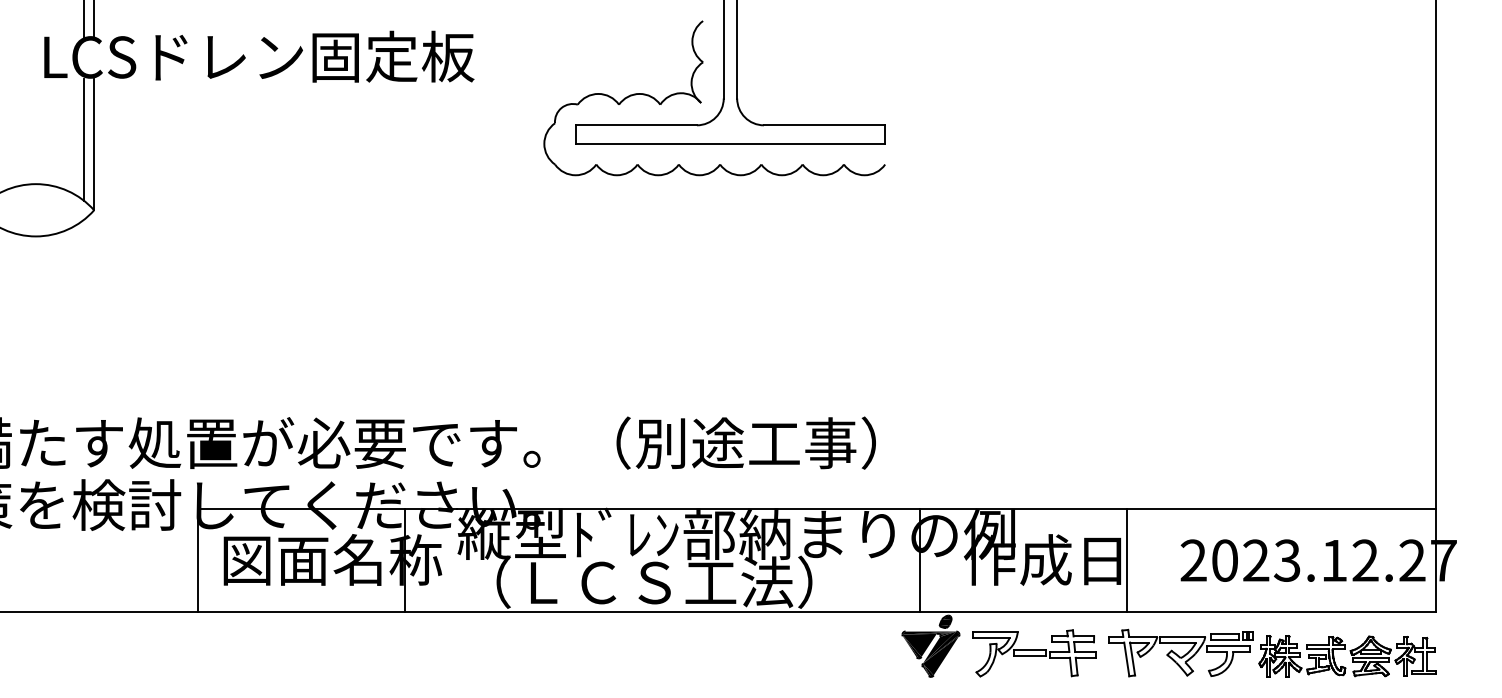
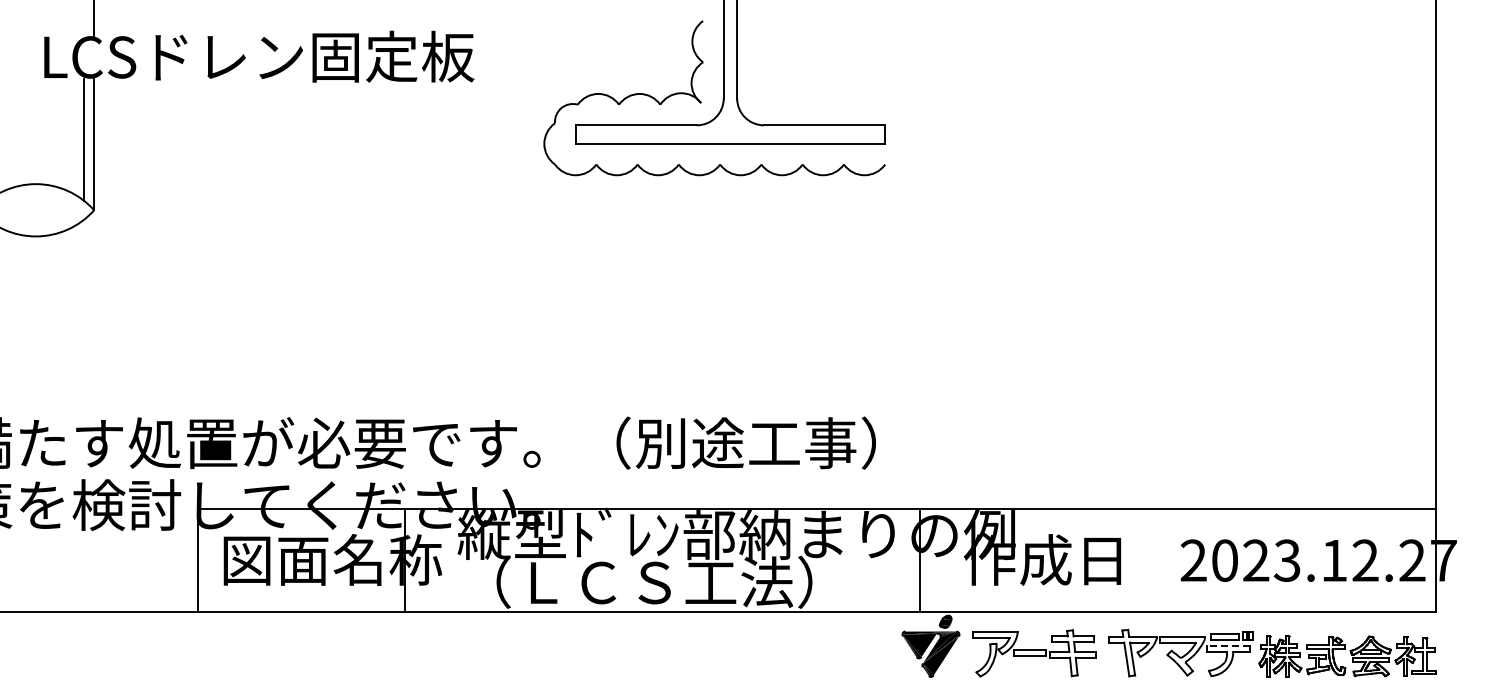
line: present -> none (83, 19)
line: present -> none (1126, 560)
line: solid -> dashed (1228, 646)
